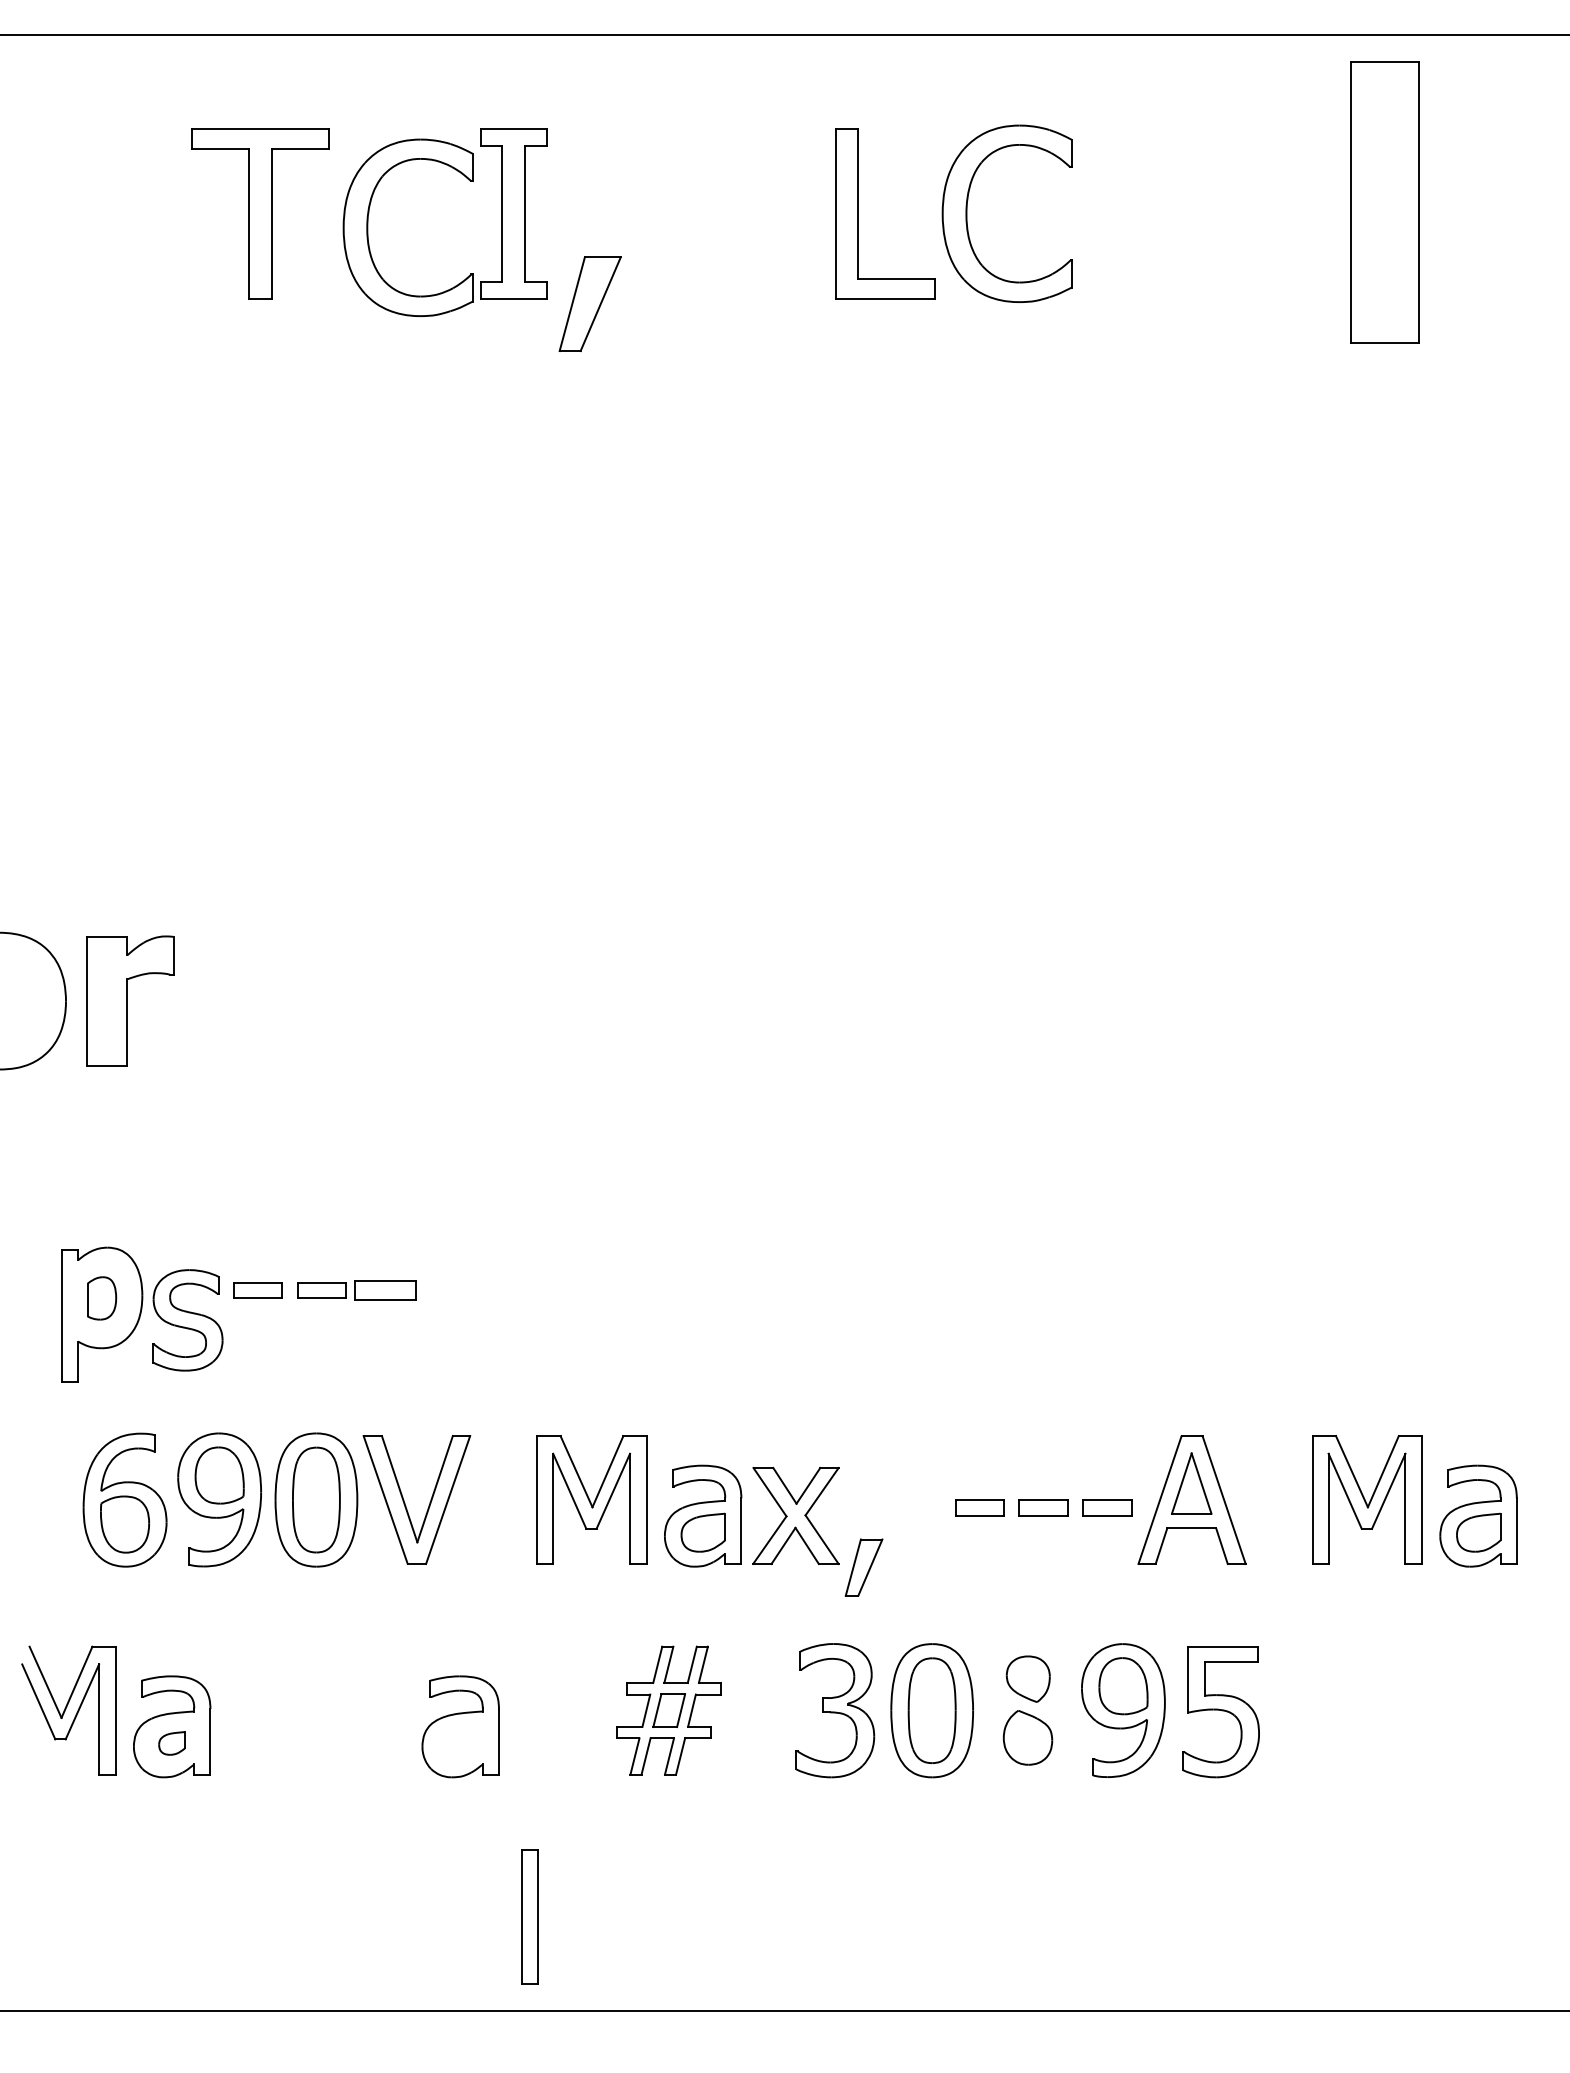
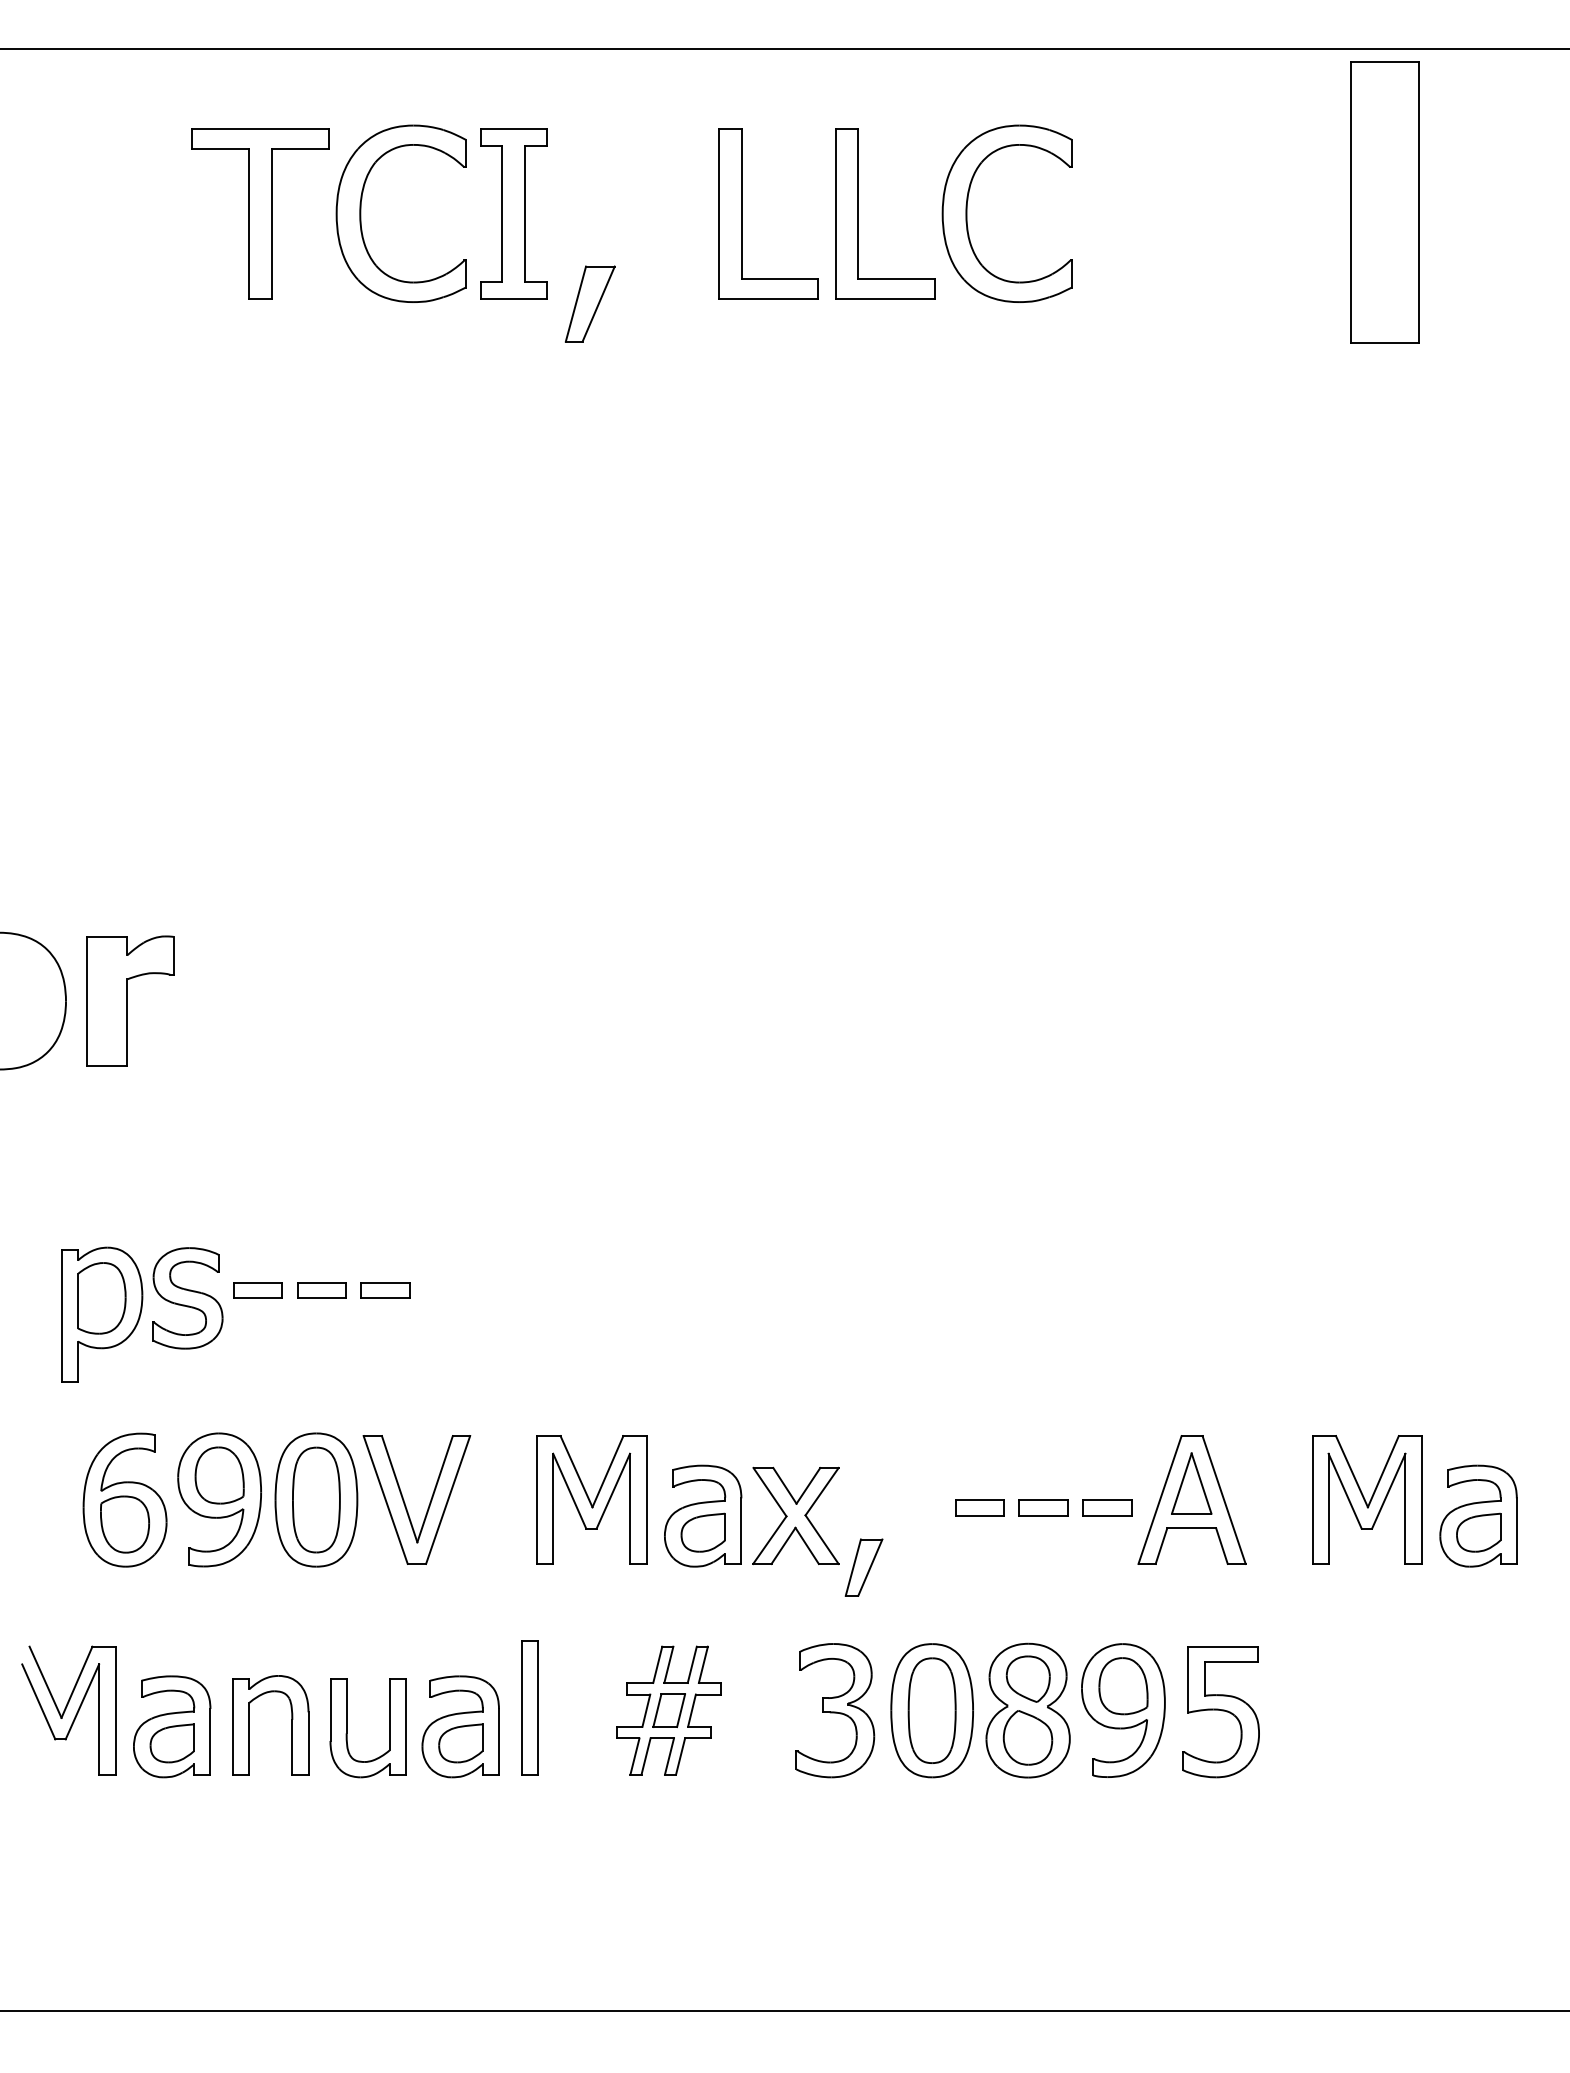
line position: (784, 34) -> (784, 48) (784, 48)
part: none -> present (742, 213)
part position: (368, 227) -> (361, 213) (361, 213)
part size: 64x96 px -> 51x78 px (590, 303)
part size: 63x21 px -> 51x17 px (385, 1290)
part size: 31x45 px -> 50x73 px (101, 1298)
part position: (187, 1320) -> (187, 1298) (187, 1298)
part: none -> present (1027, 1710)
part: none -> present (249, 1725)
part: none -> present (347, 1728)
part size: 28x25 px -> 46x41 px (171, 1743)
part: none -> present (460, 1743)
part position: (529, 1916) -> (529, 1707) (529, 1707)
